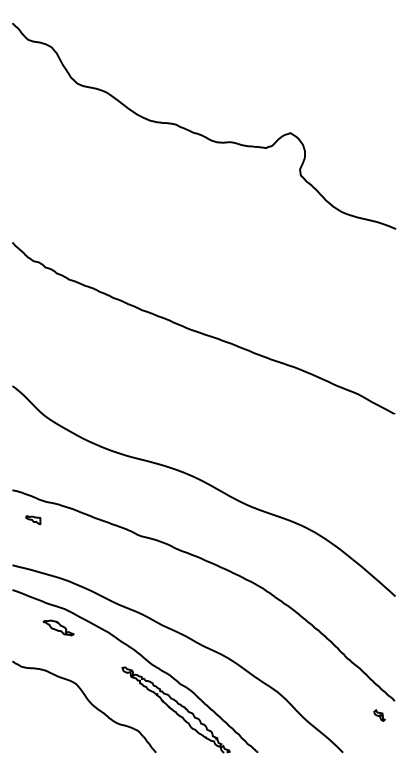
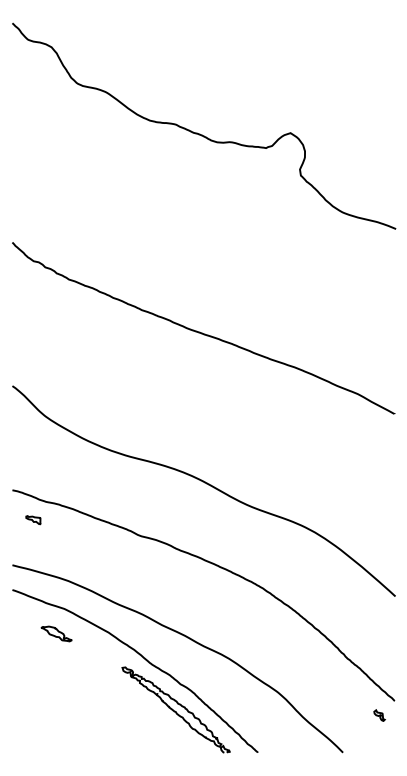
part position: (58, 627) -> (56, 633) (56, 633)
curve: present -> none (89, 703)
